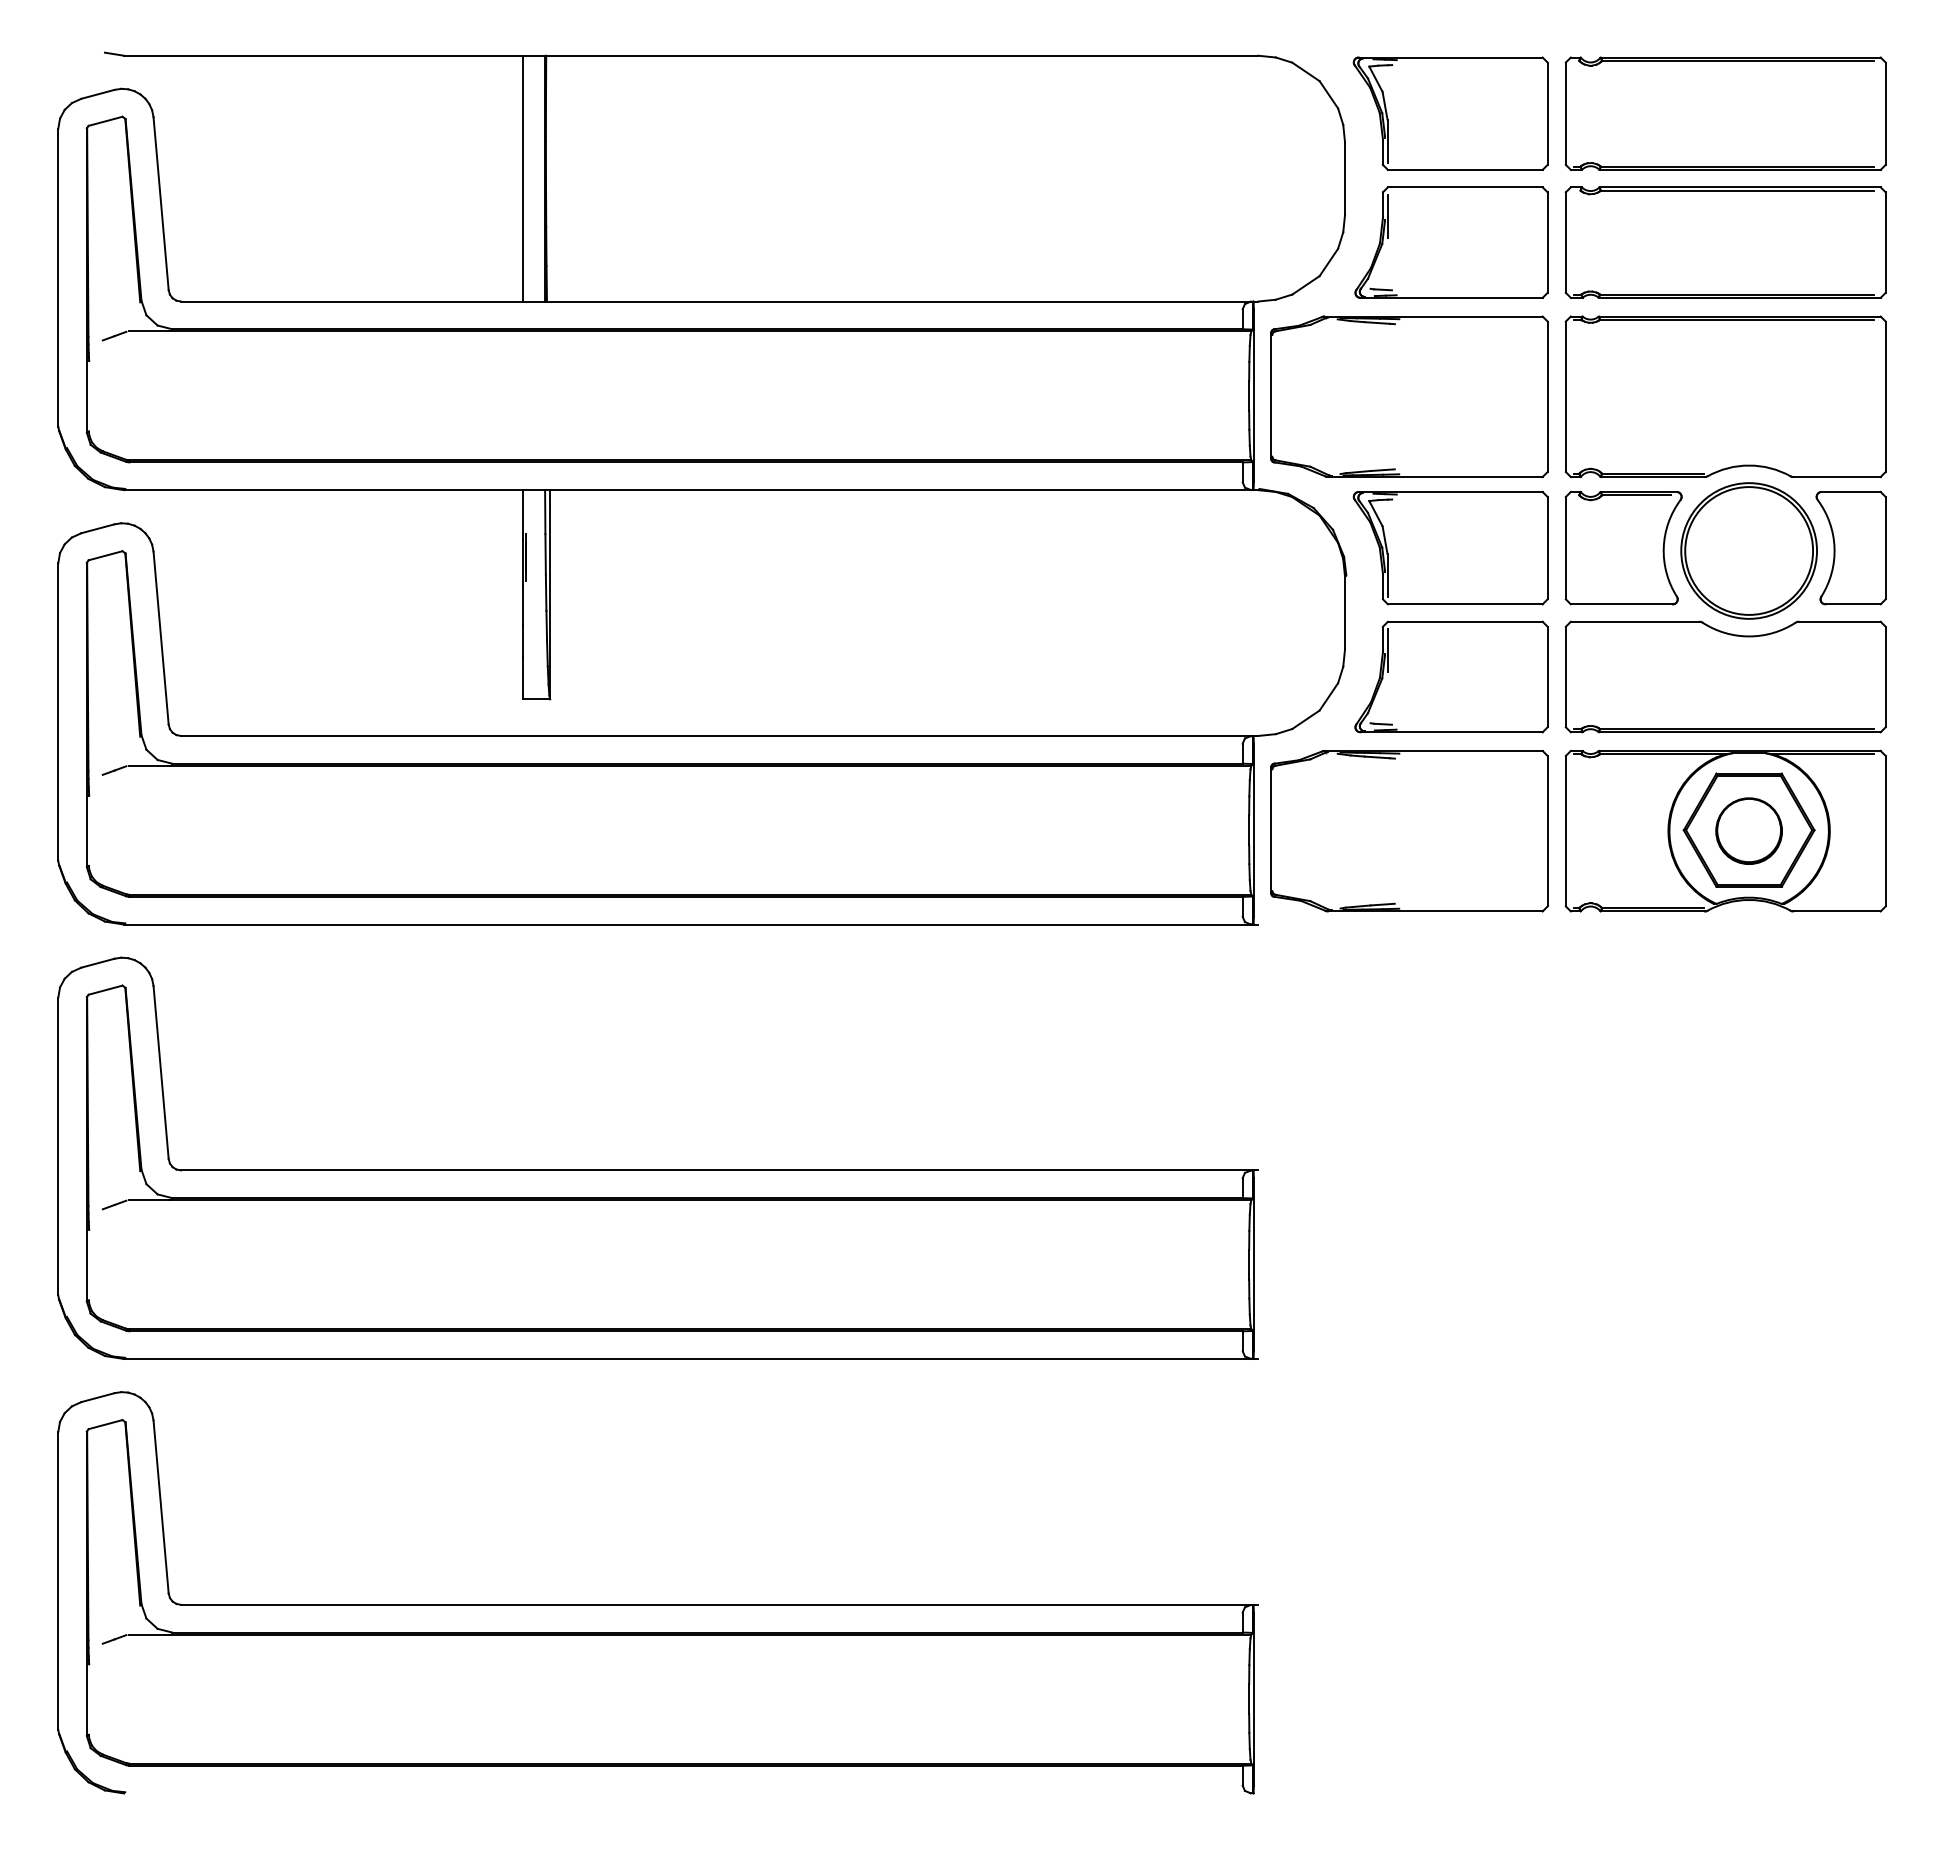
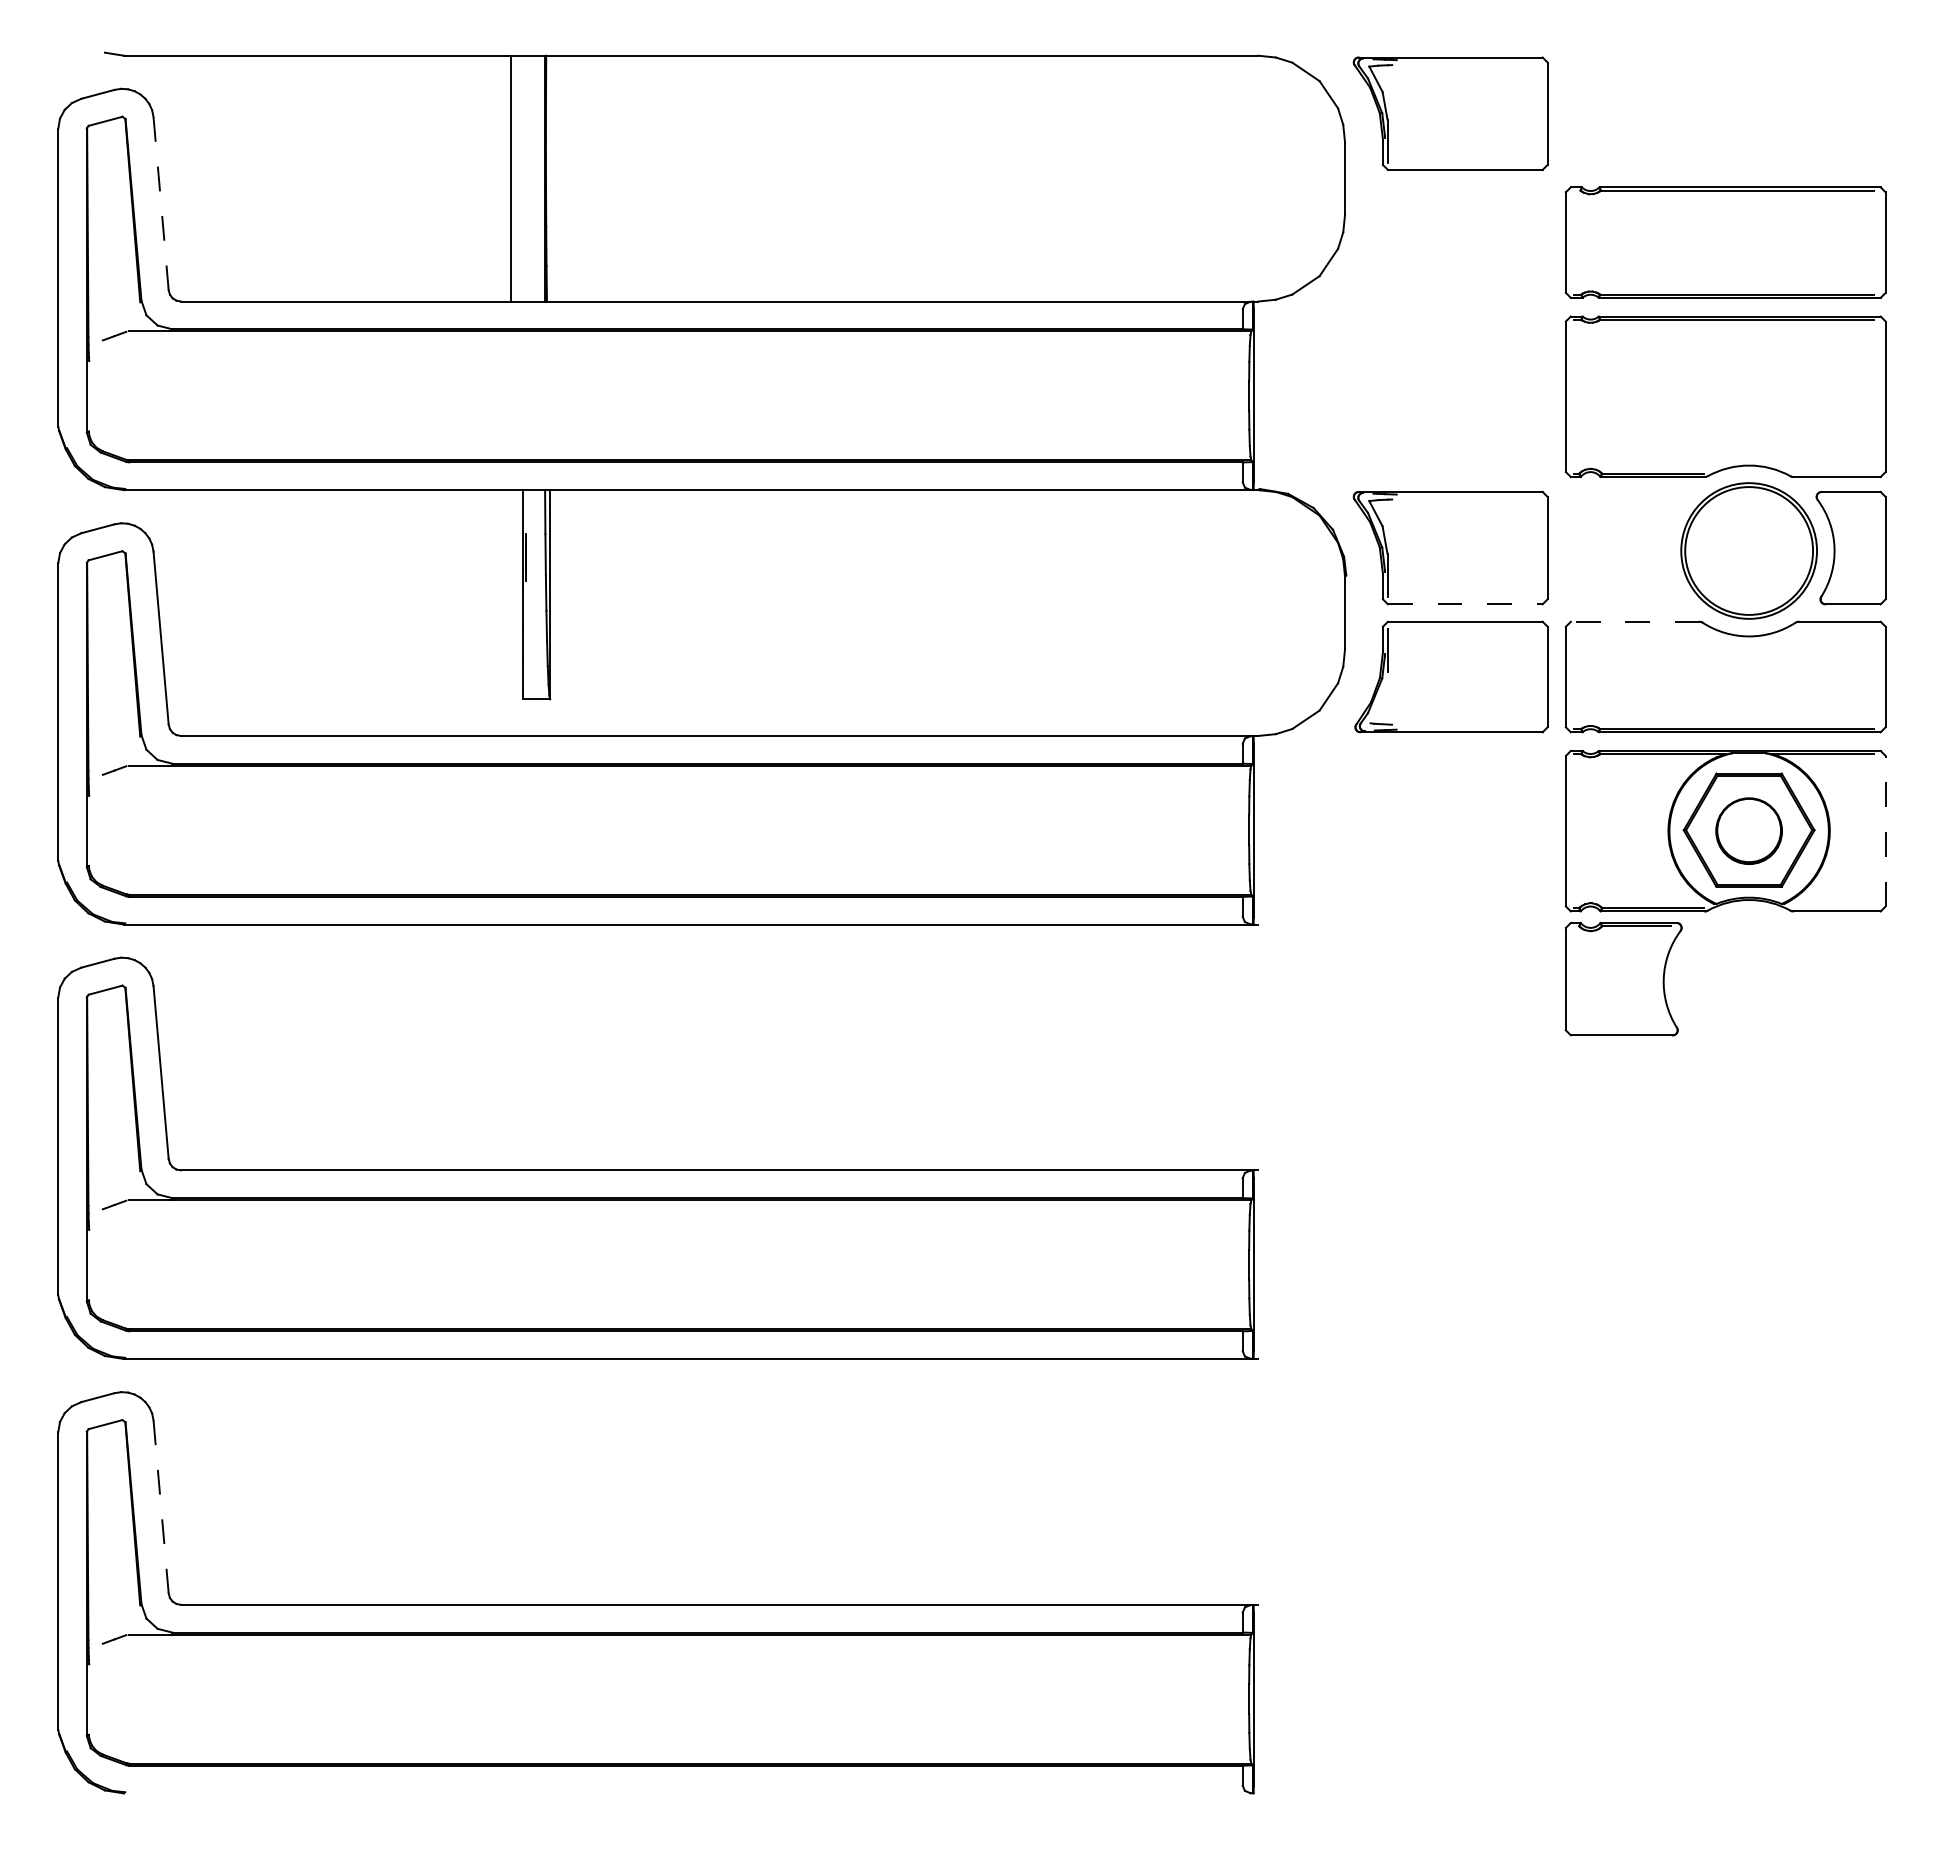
part: present -> none (1725, 113)
line position: (523, 178) -> (511, 178) (511, 178)
line: solid -> dashed (161, 203)
part: present -> none (1451, 242)
part: present -> none (1409, 396)
part position: (1623, 548) -> (1623, 979) (1623, 979)
line: solid -> dashed (1465, 604)
line: solid -> dashed (1634, 621)
part: present -> none (1409, 830)
line: solid -> dashed (1885, 830)
line: solid -> dashed (161, 1506)
